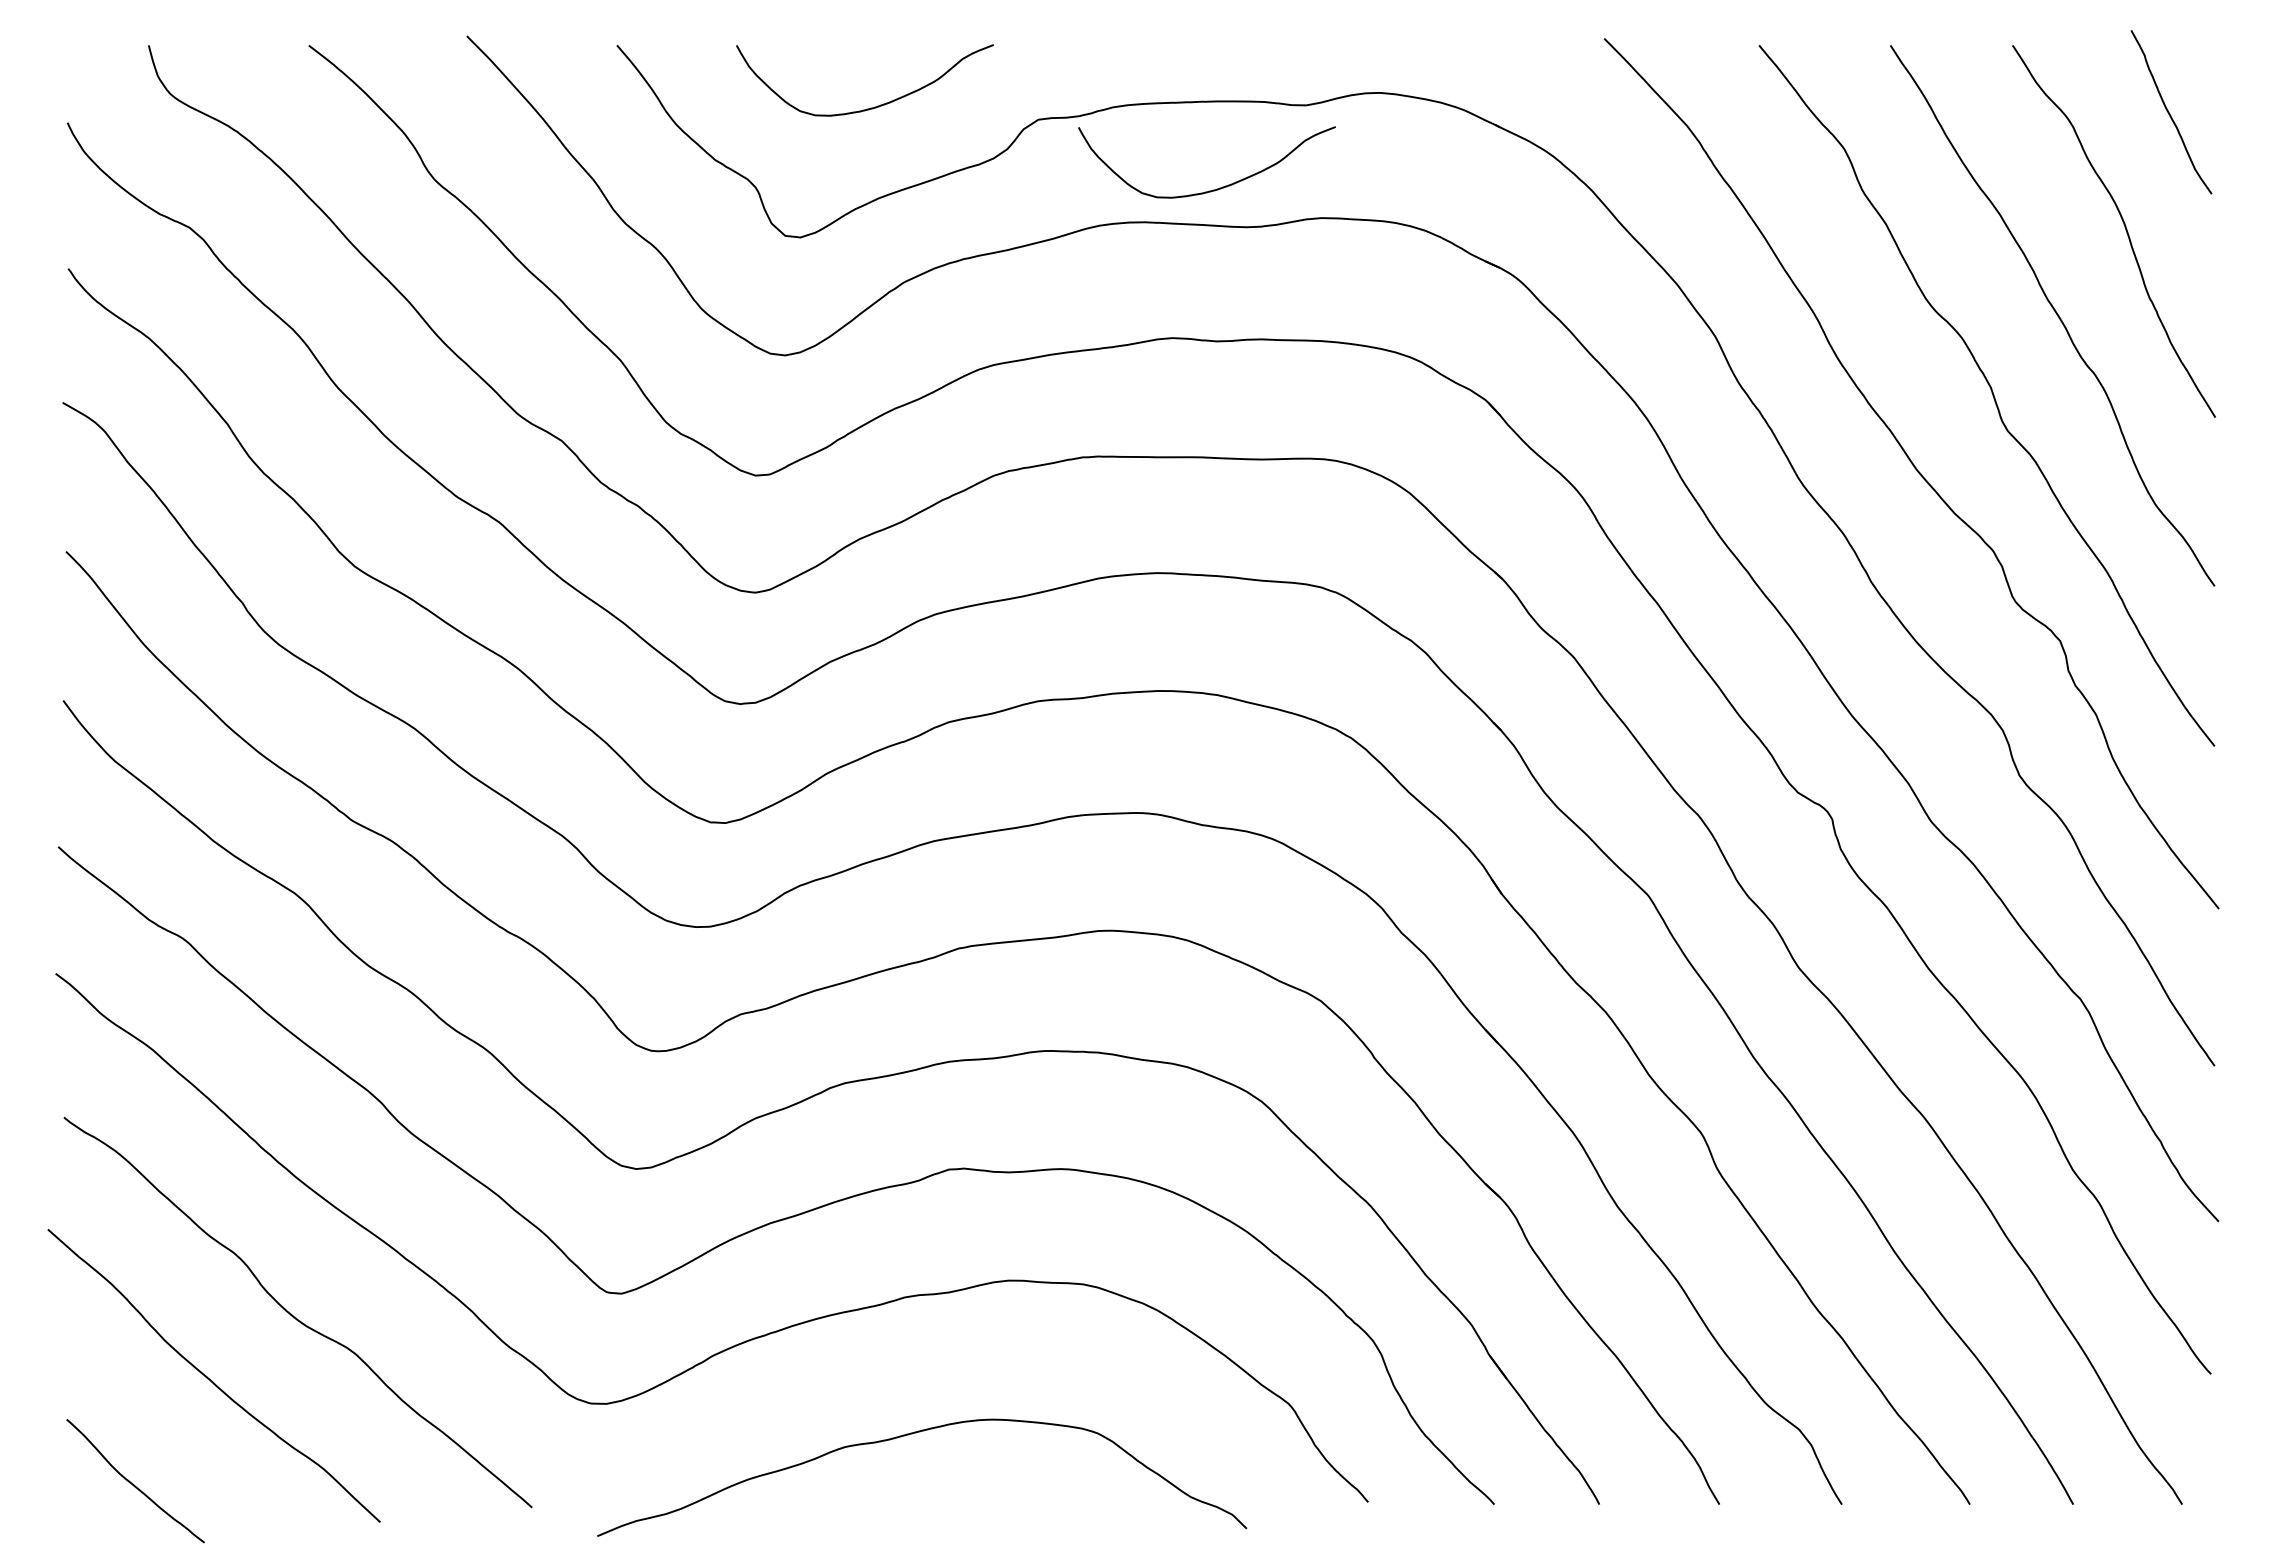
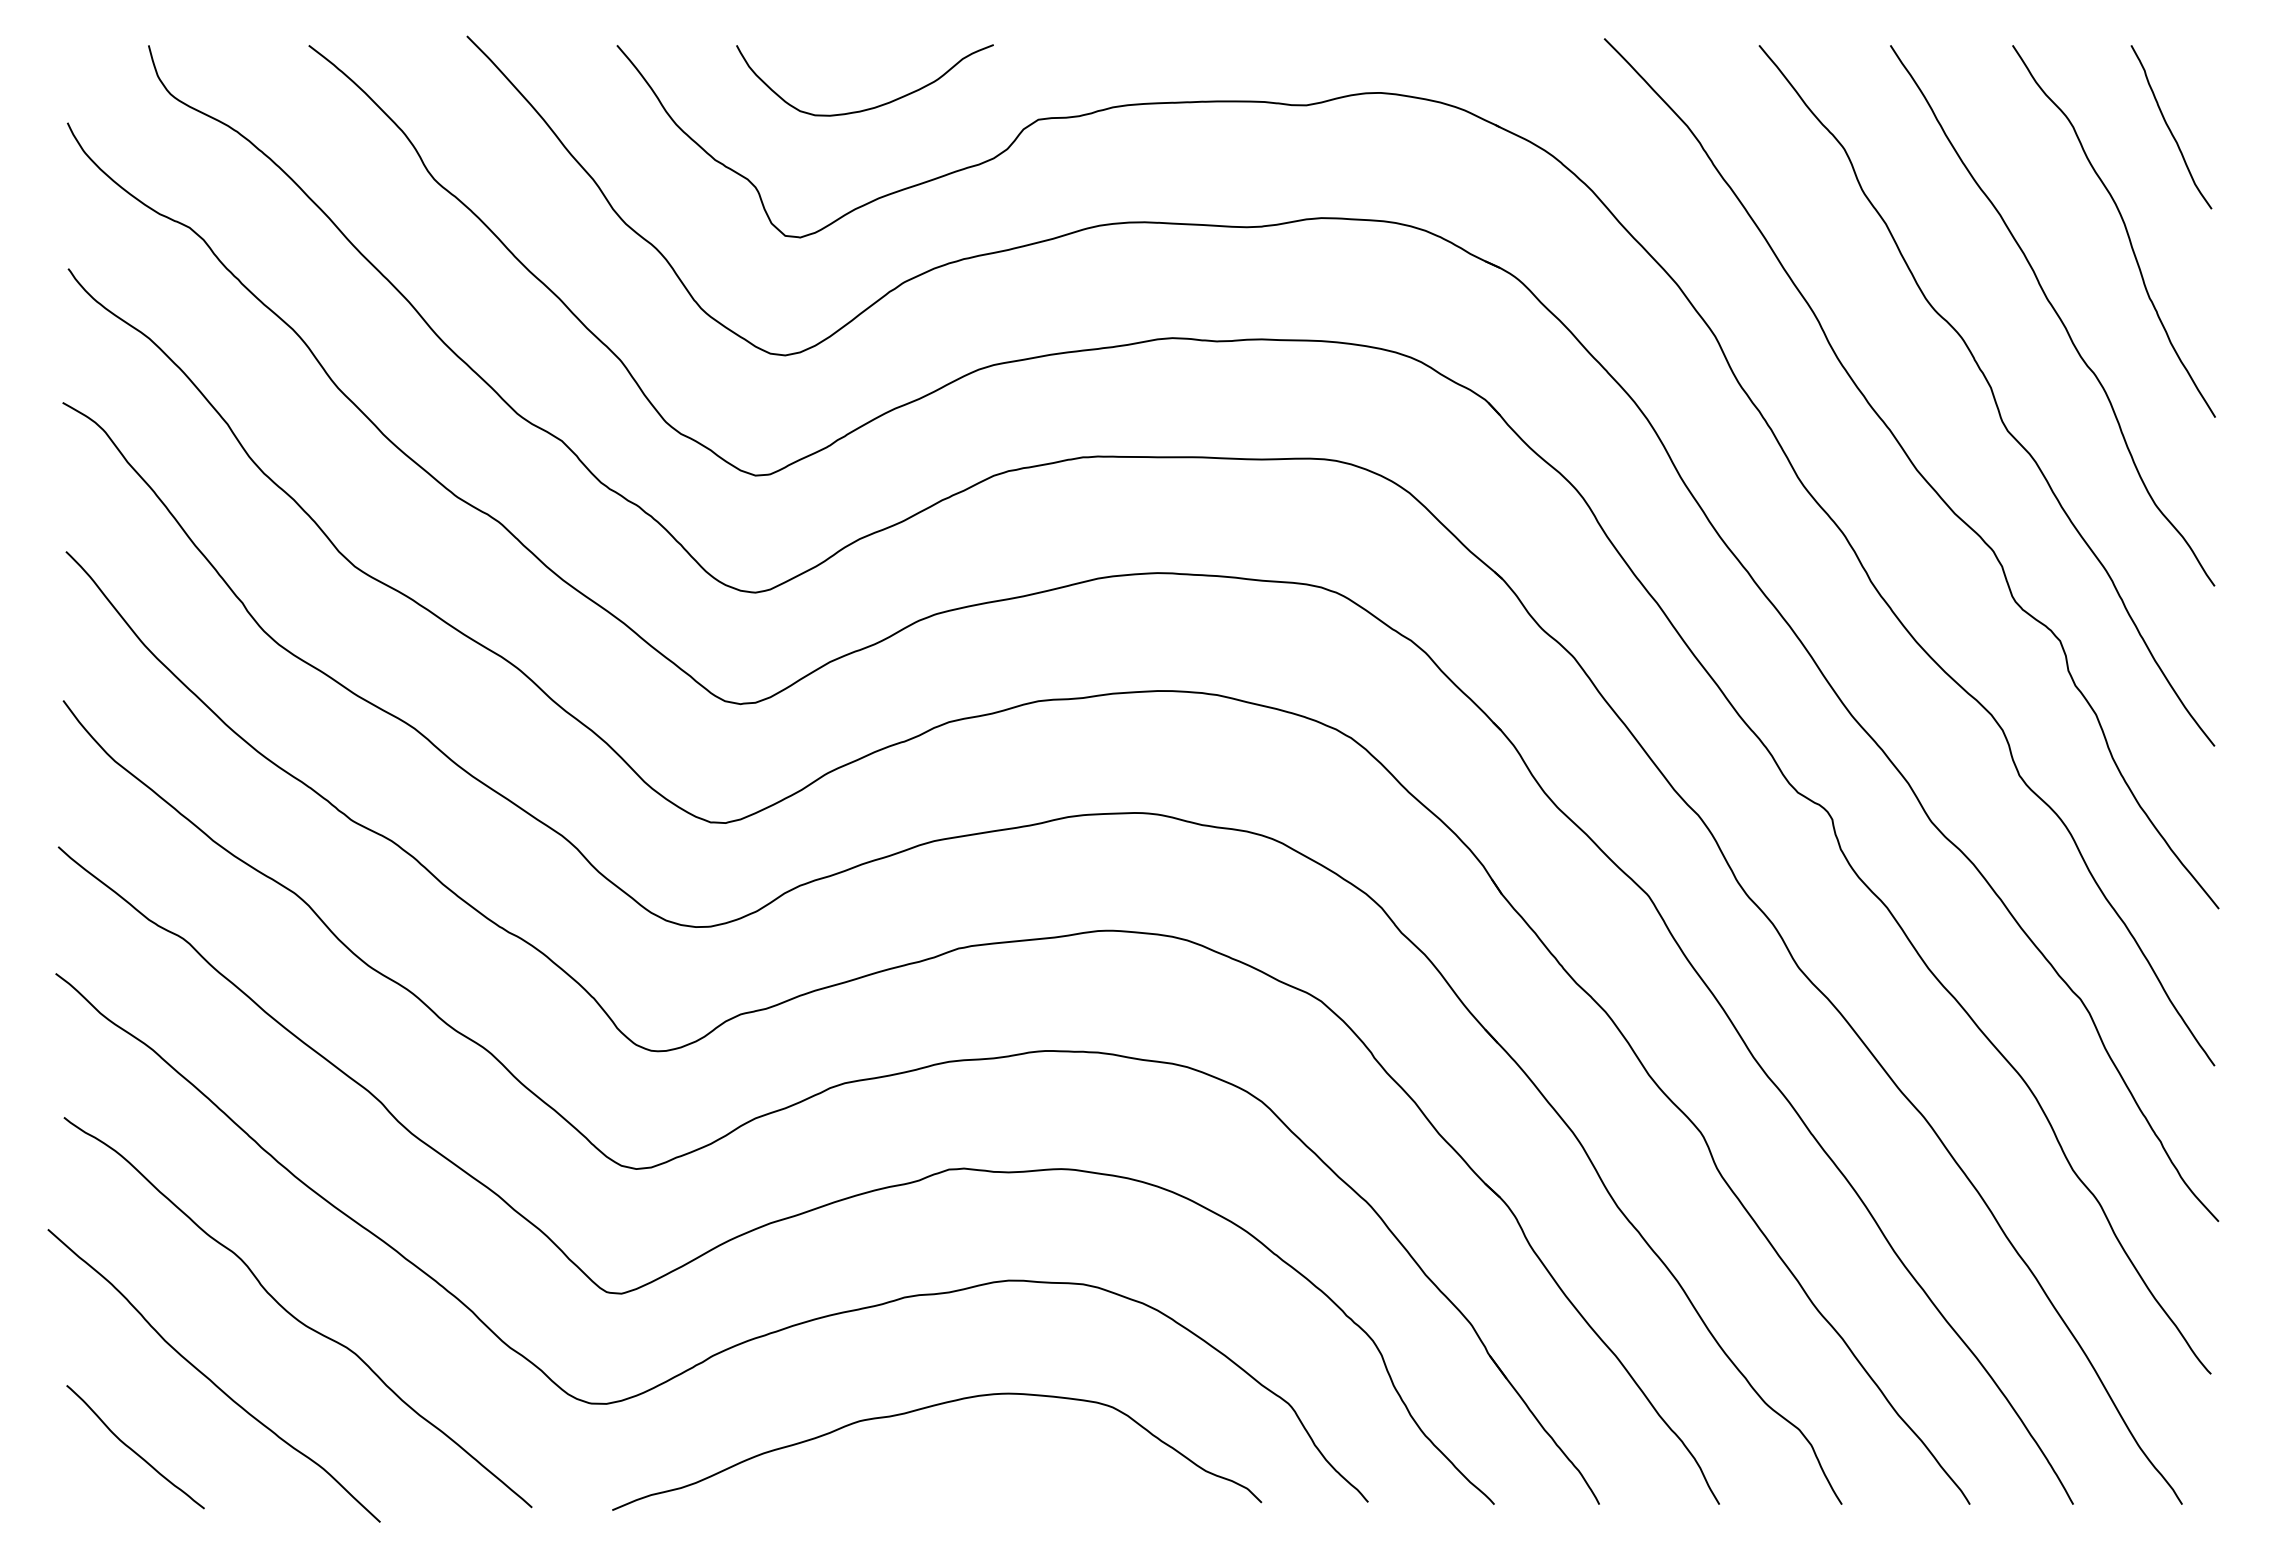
curve position: (2170, 113) -> (2170, 128) (2170, 128)
curve: present -> none (1216, 188)
curve position: (912, 1434) -> (927, 1408) (927, 1408)
curve position: (133, 1483) -> (133, 1449) (133, 1449)
